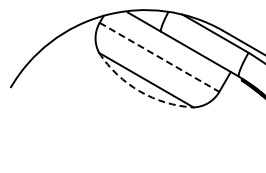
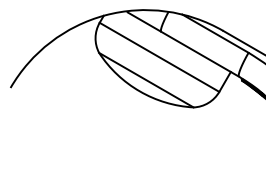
line: dashed -> solid (159, 57)
arc: dashed -> solid (139, 91)
